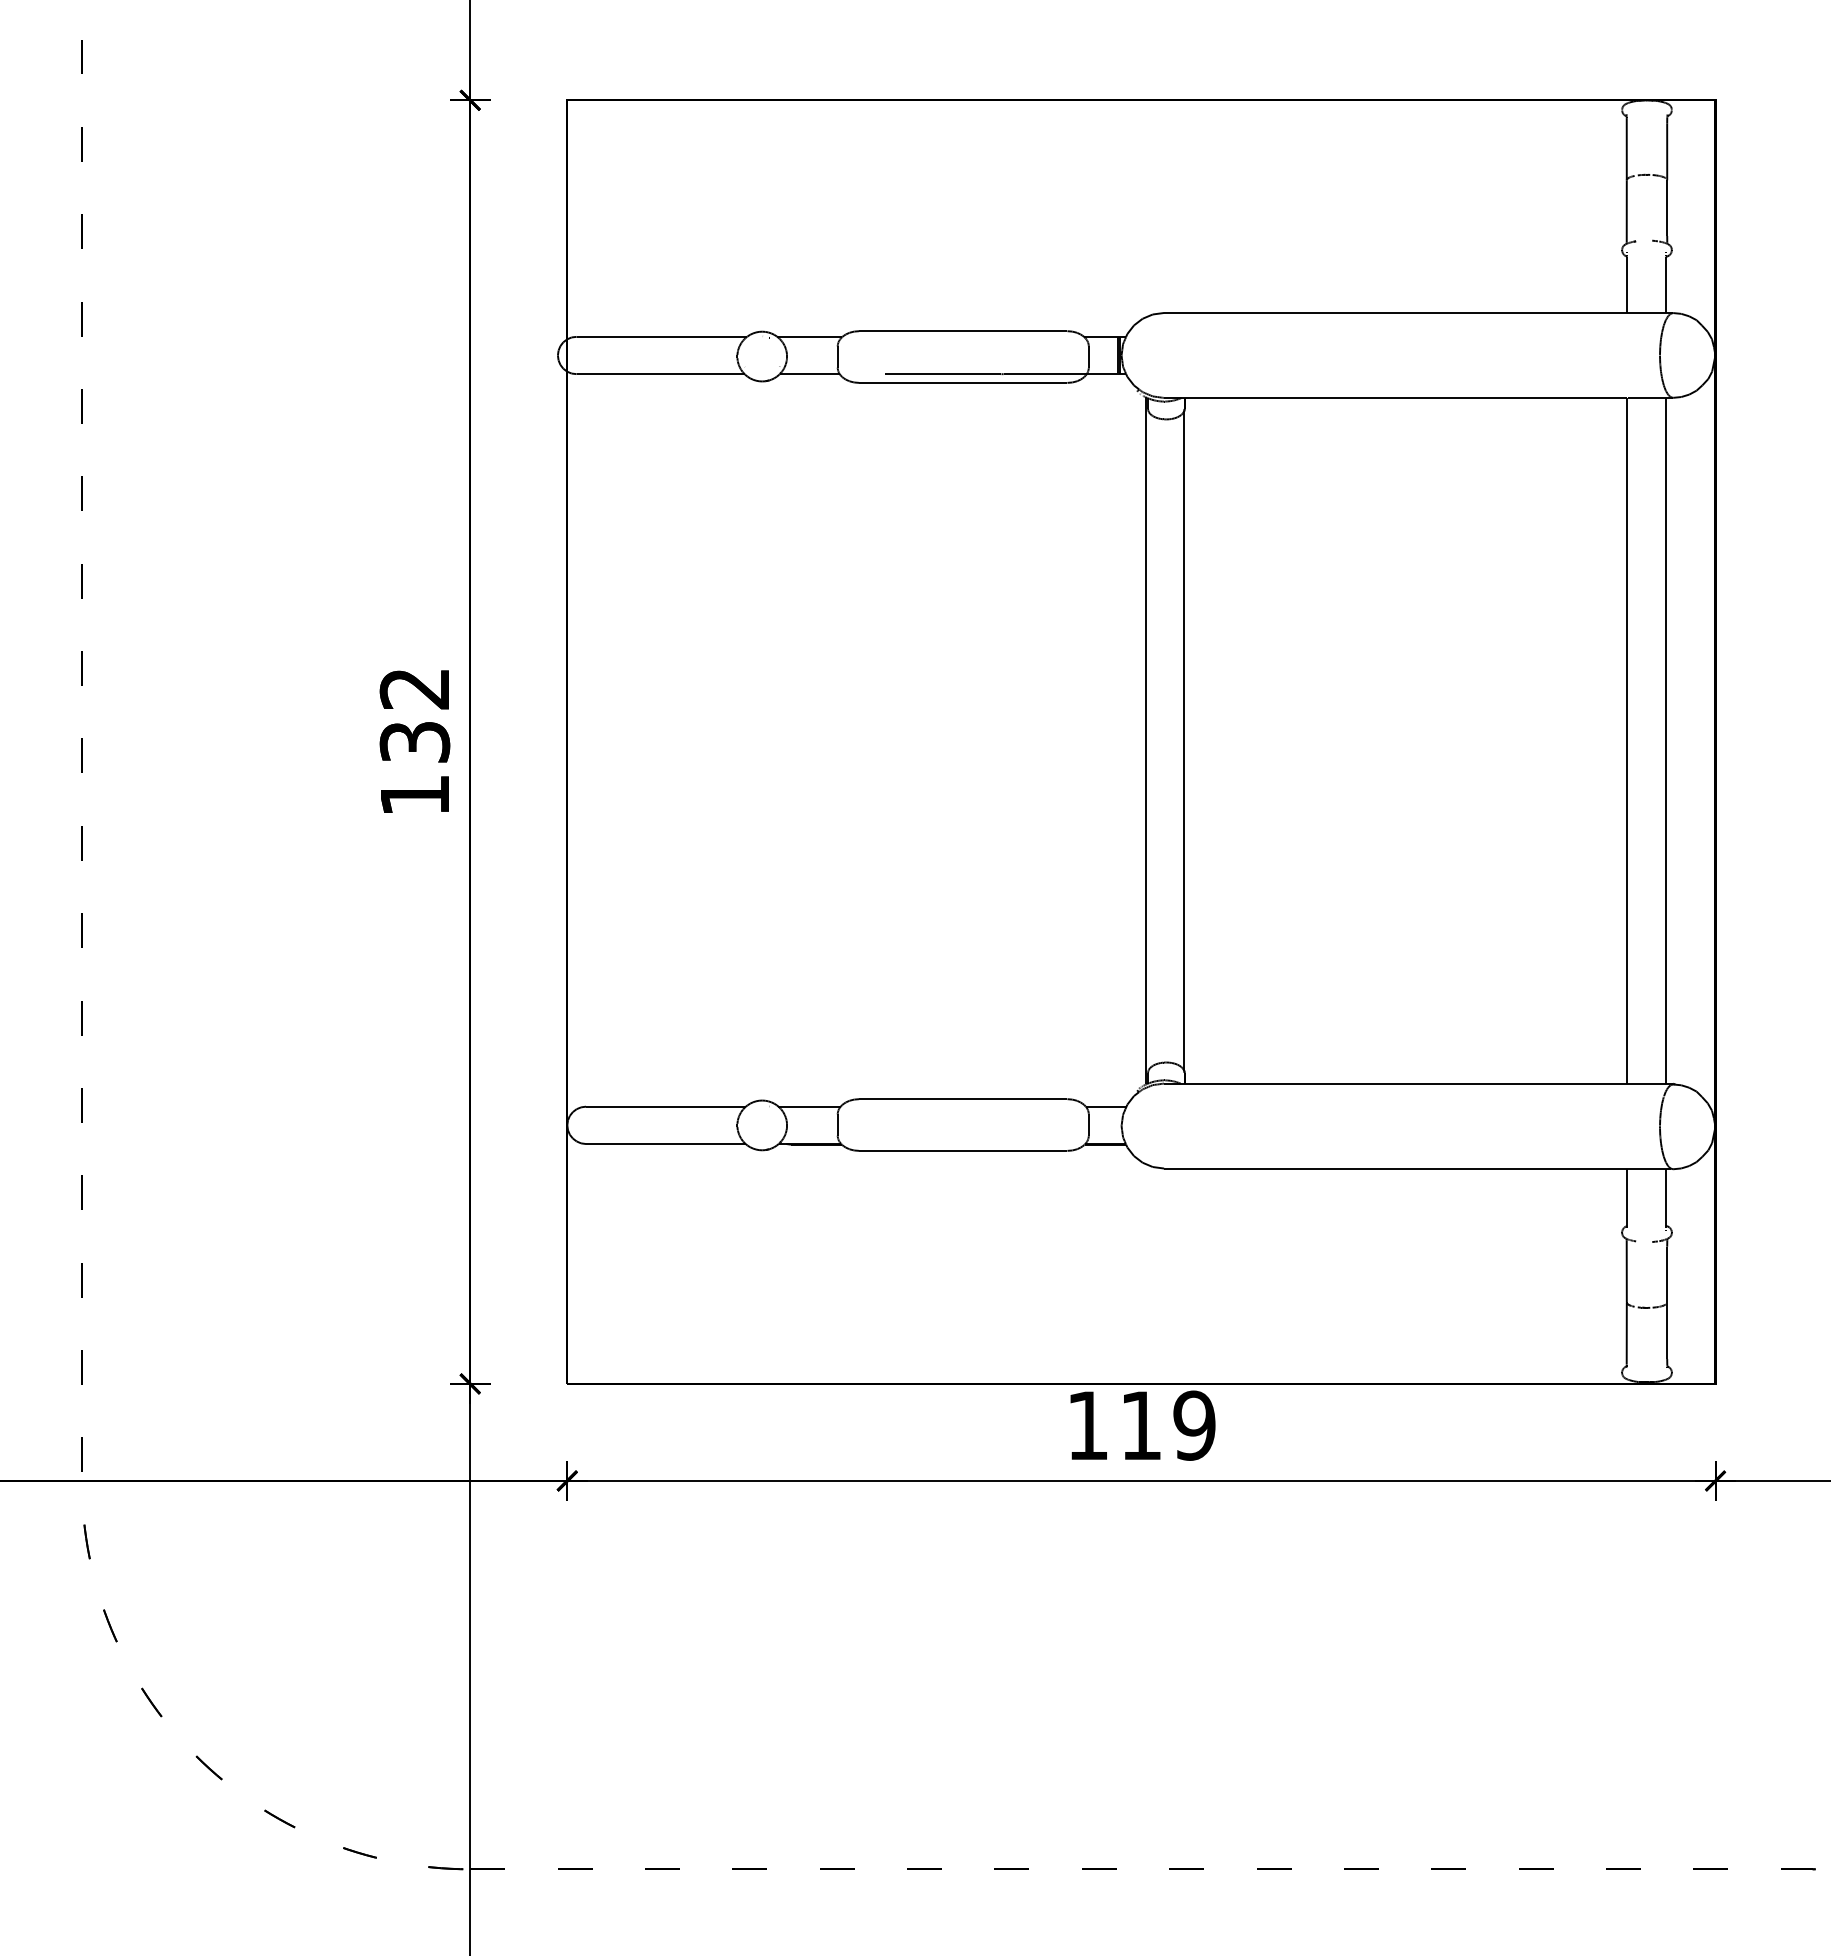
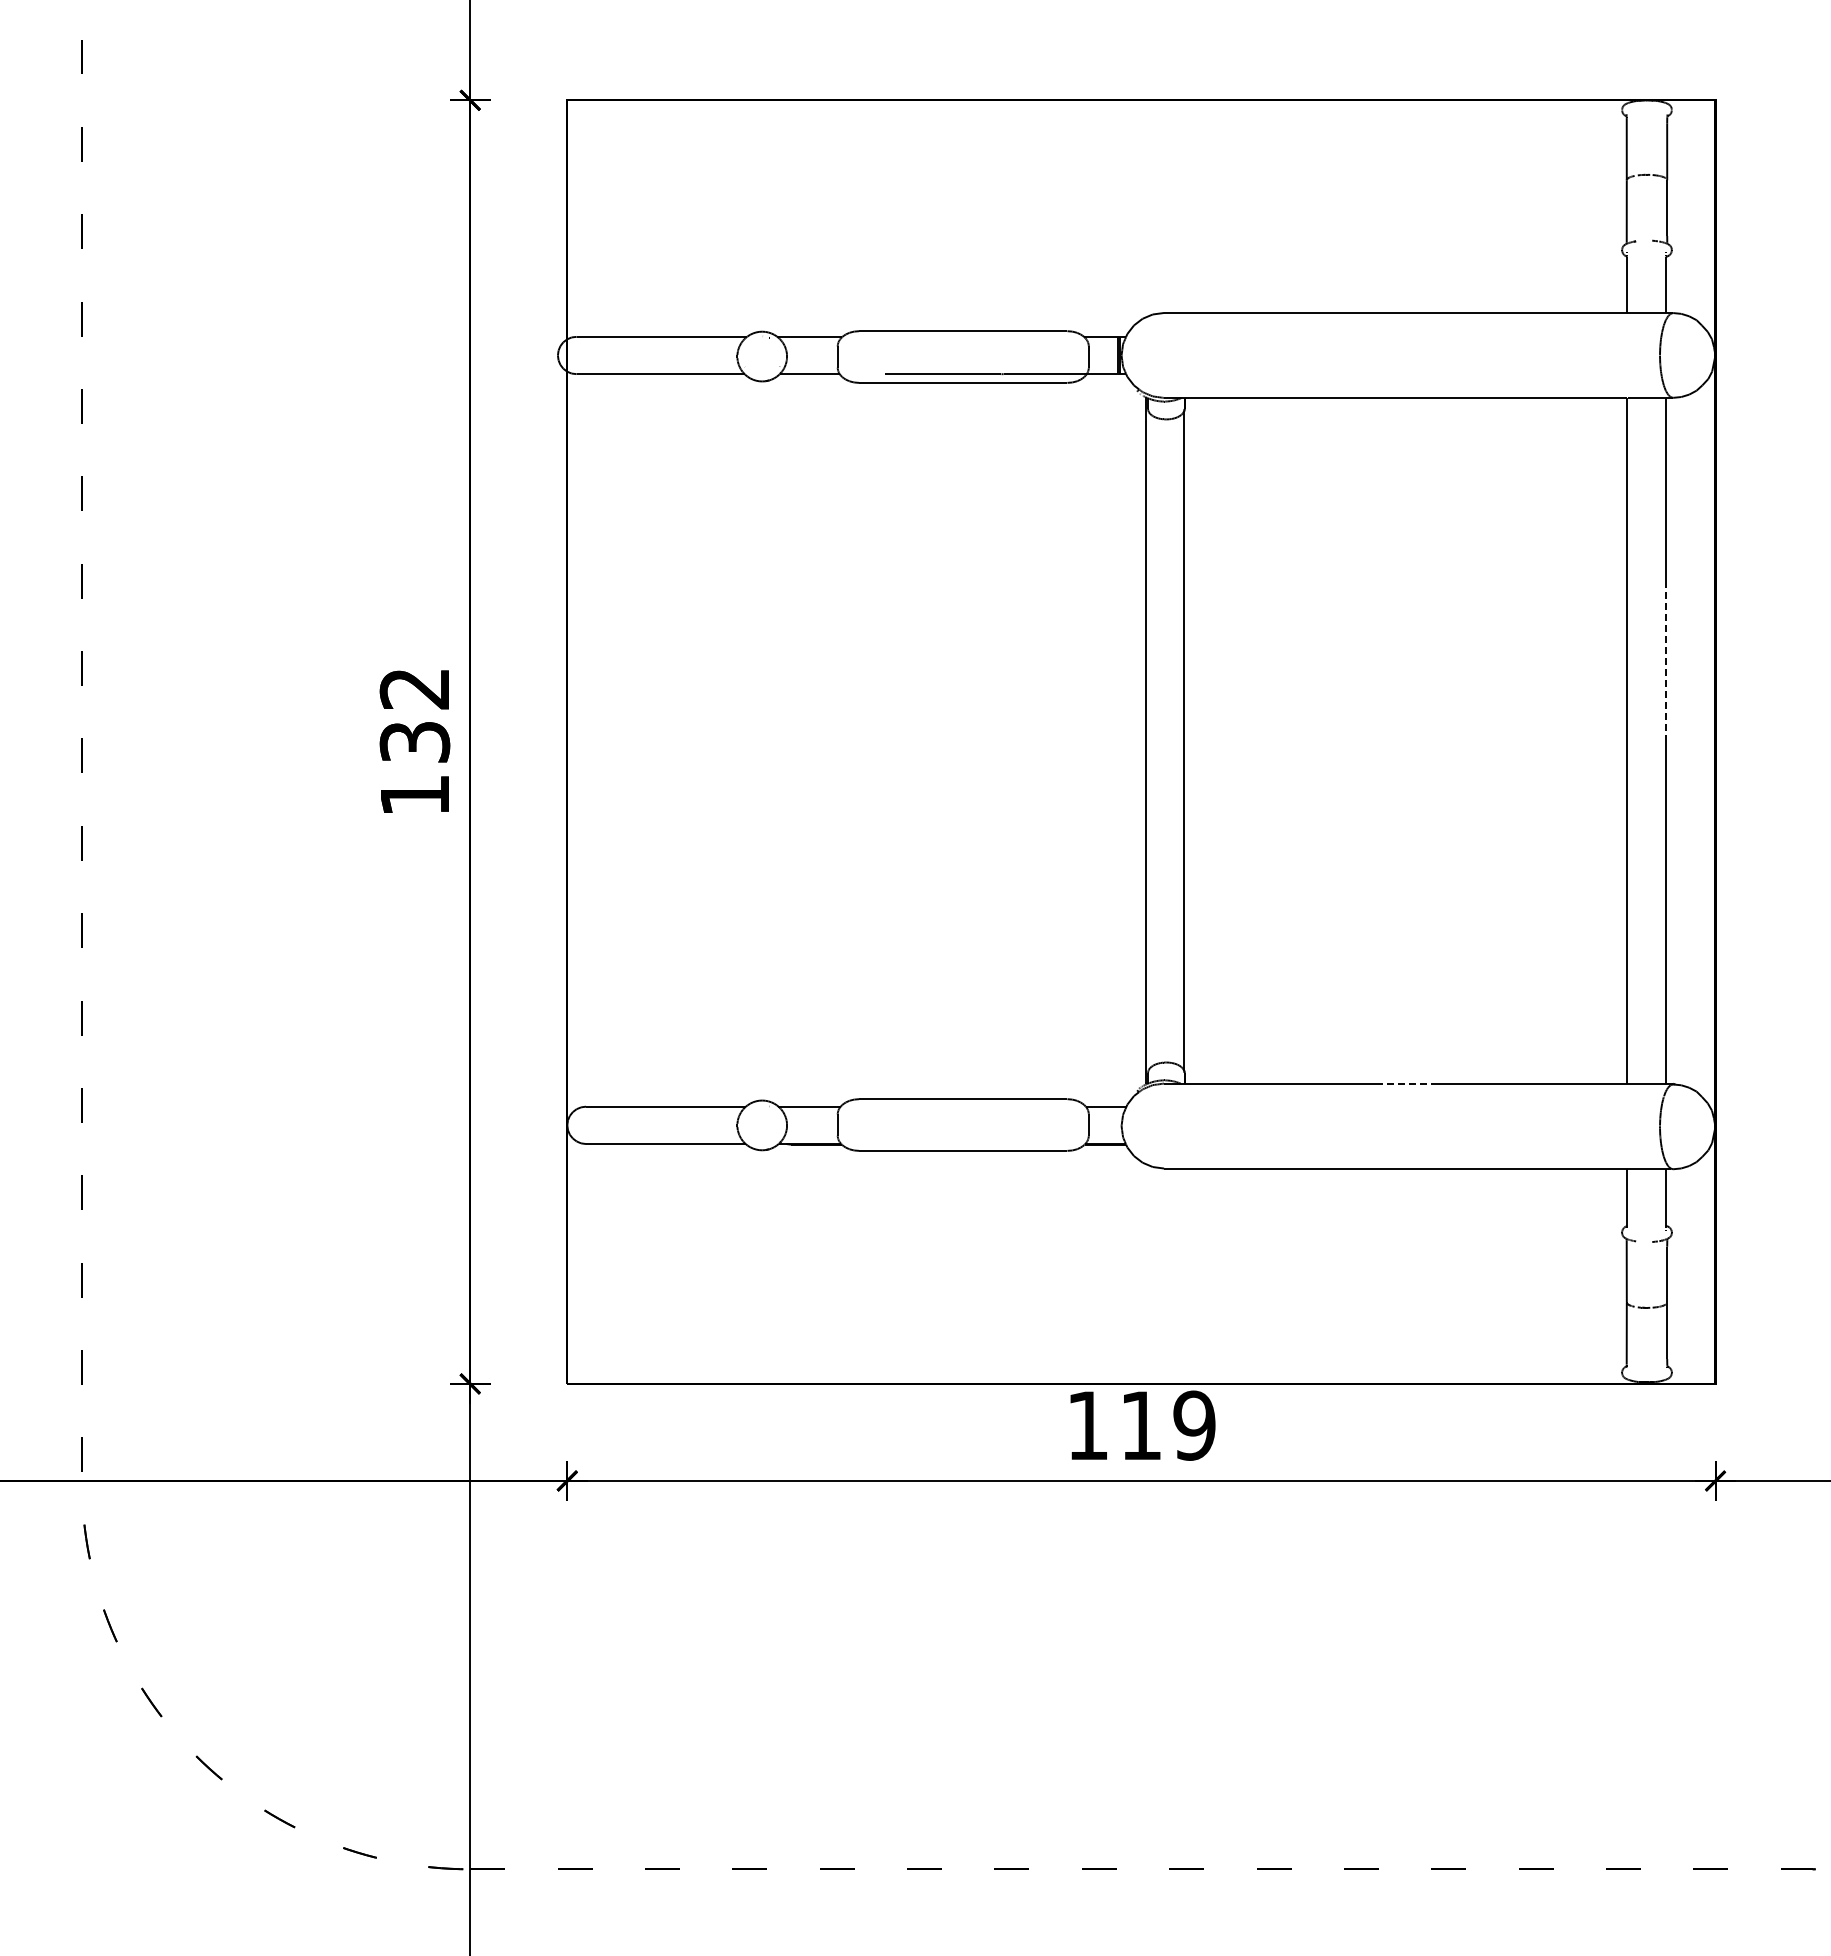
line: solid -> dashed (1665, 661)
line: solid -> dashed (1405, 1083)
